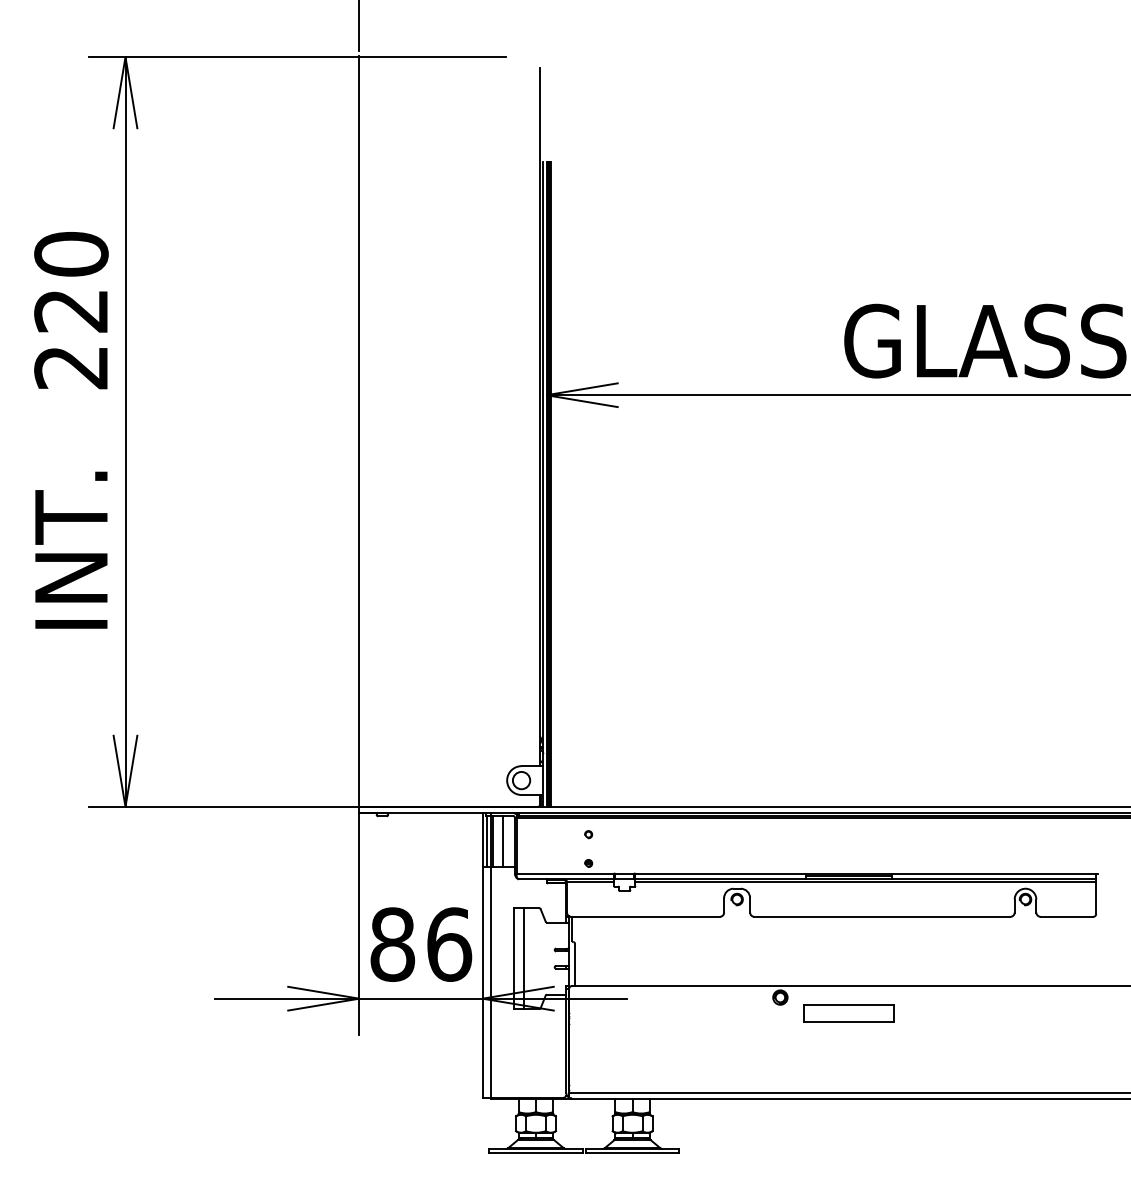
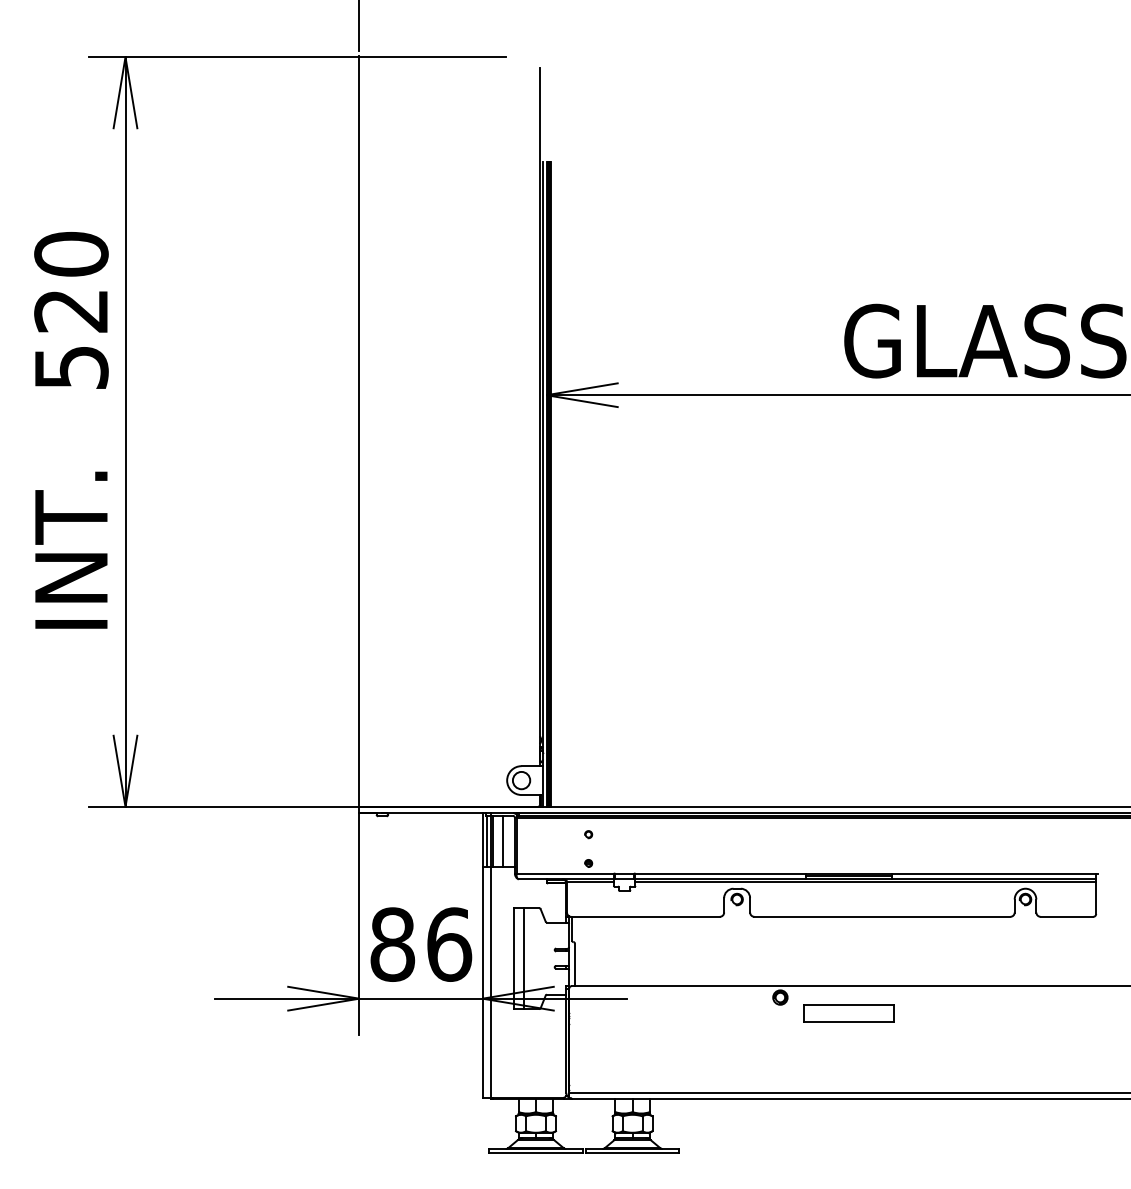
text: 220 -> 520 (71, 368)
